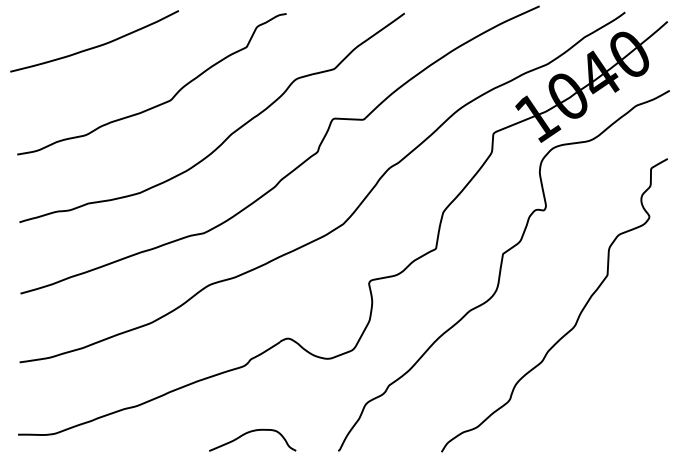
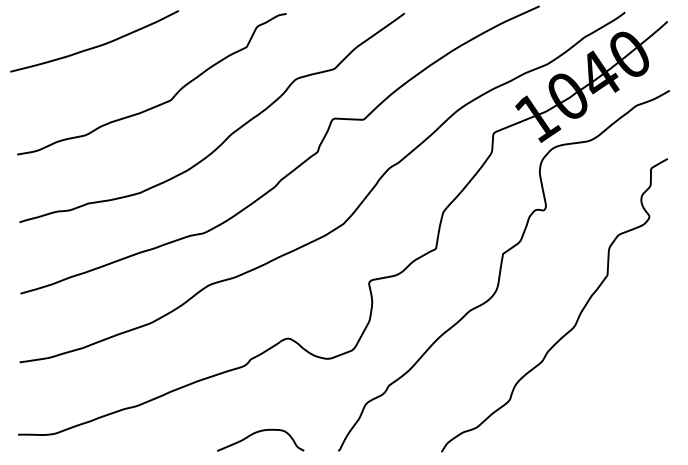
curve position: (251, 432) -> (259, 432) (259, 432)
